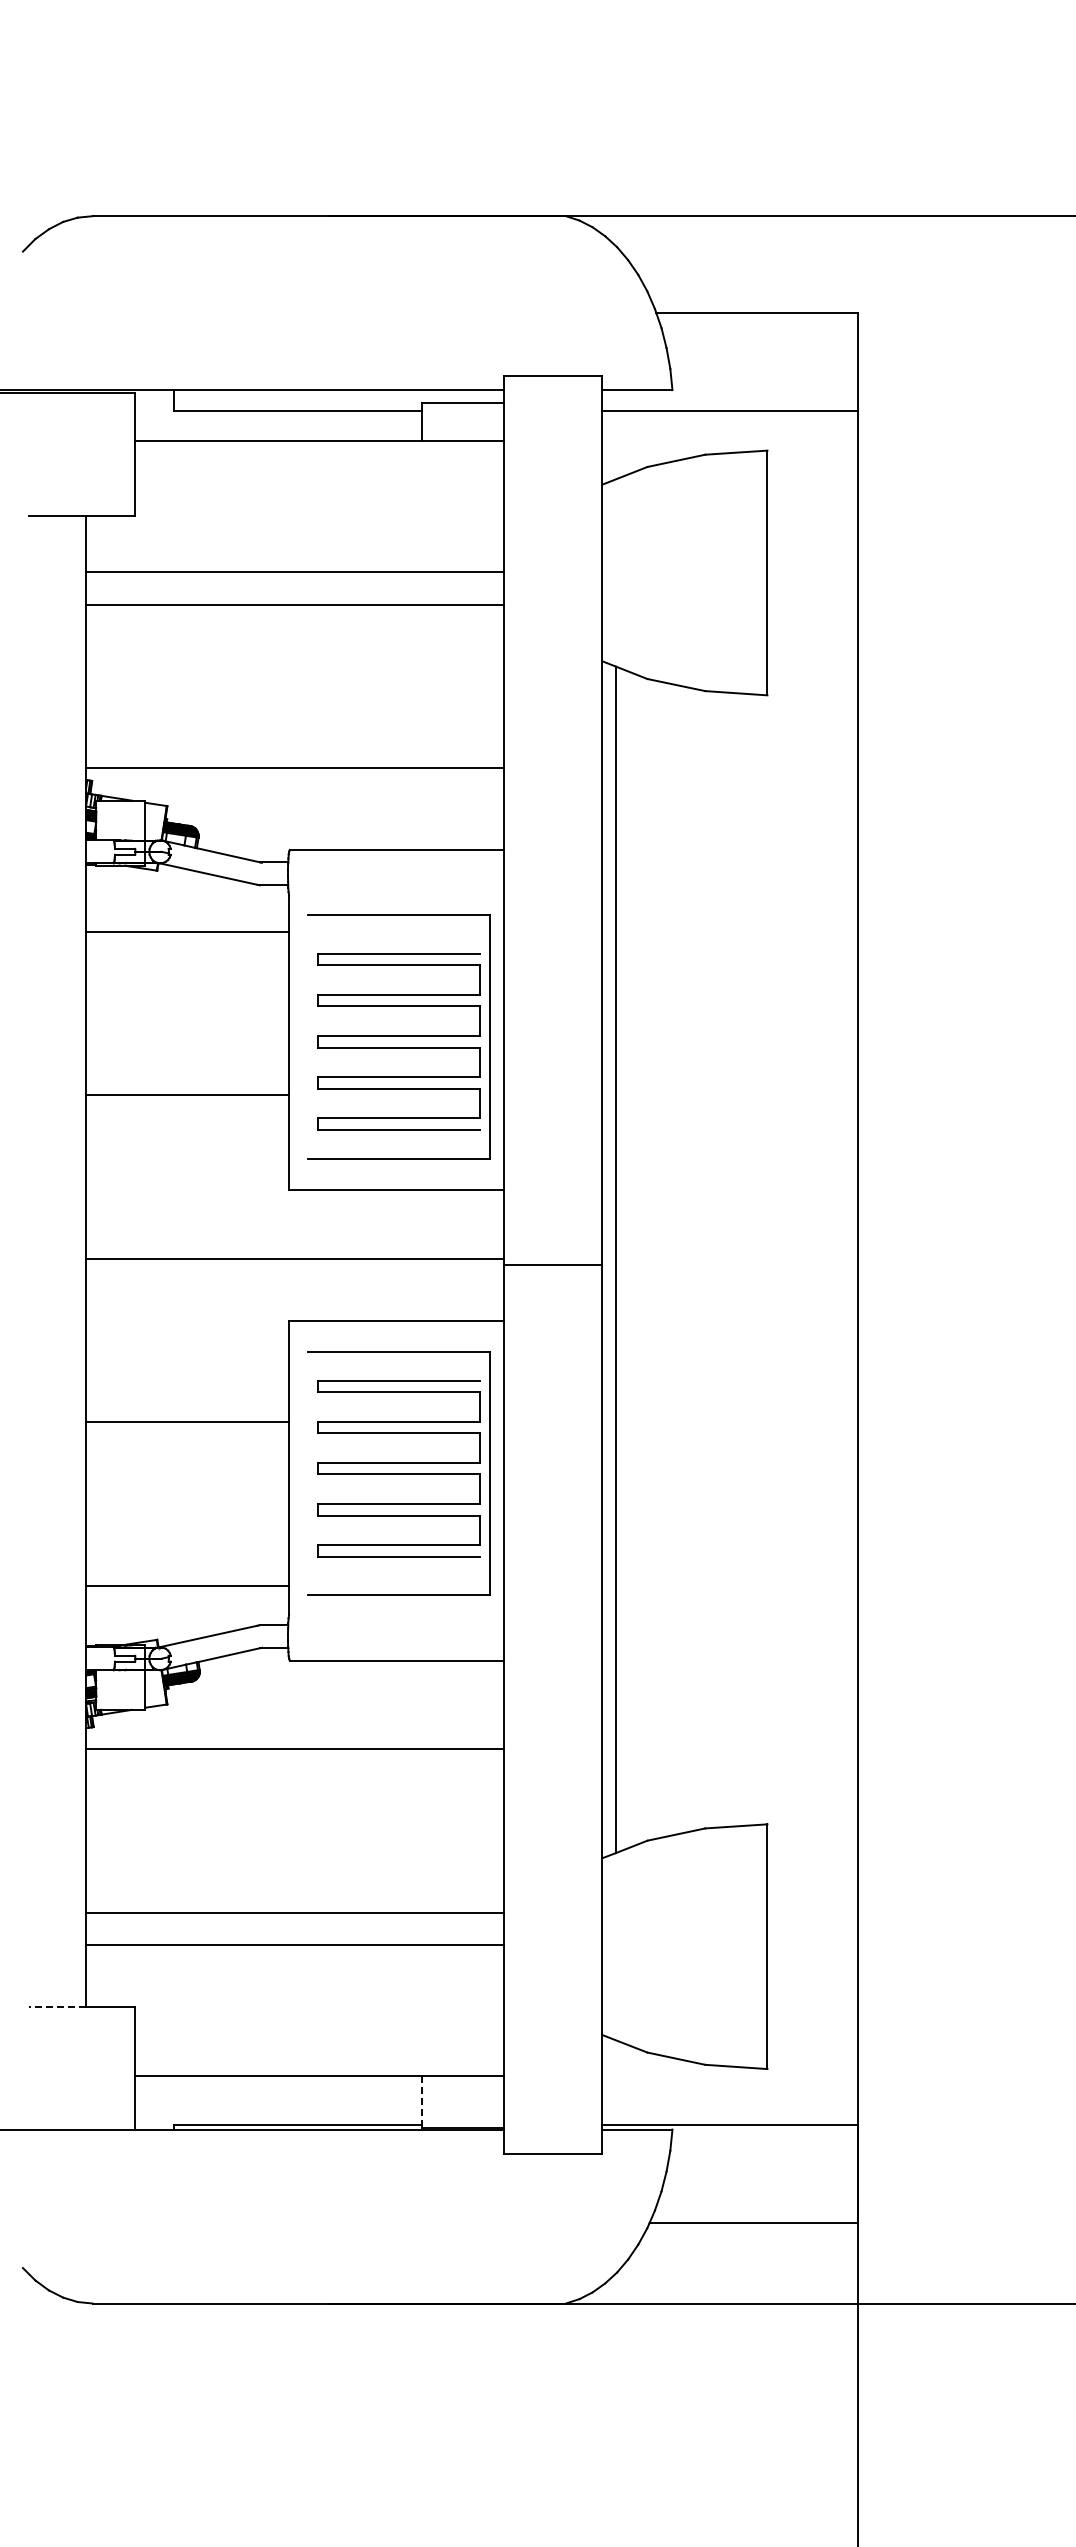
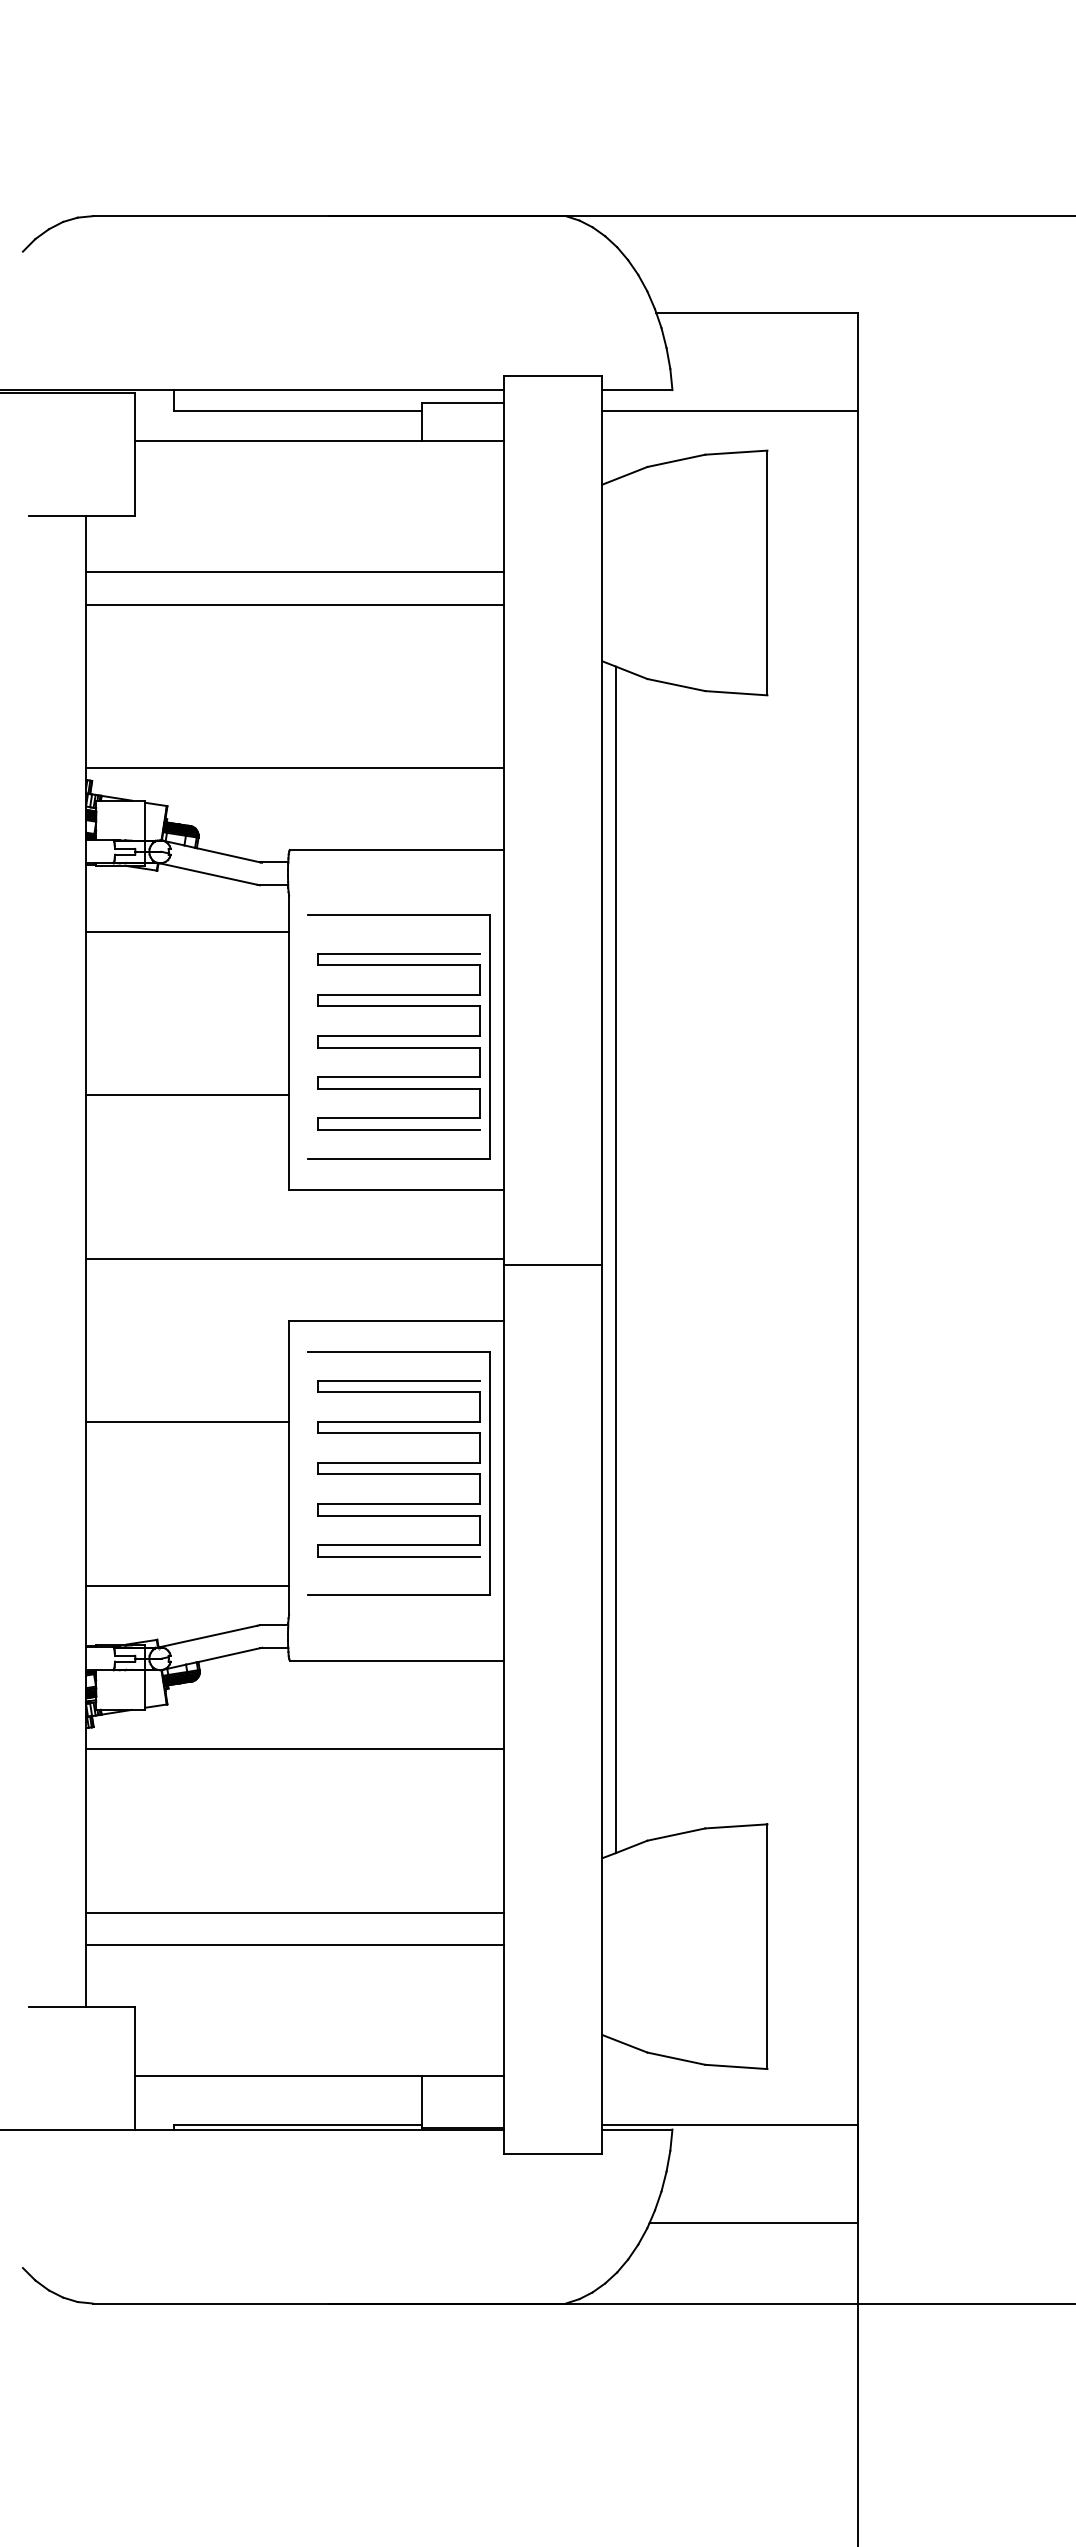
line: dashed -> solid (57, 2006)
line: dashed -> solid (422, 2101)
